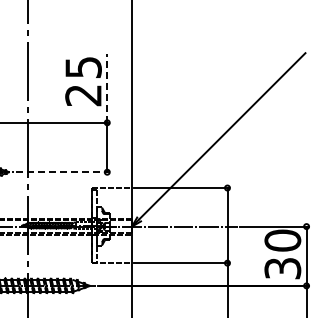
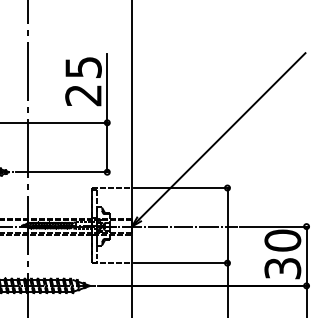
line: dashed -> solid (107, 88)
line: dashed -> solid (63, 172)
